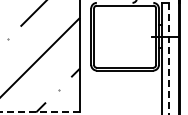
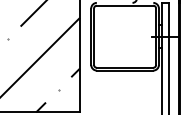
line: dashed -> solid (168, 58)
line: dashed -> solid (40, 112)
